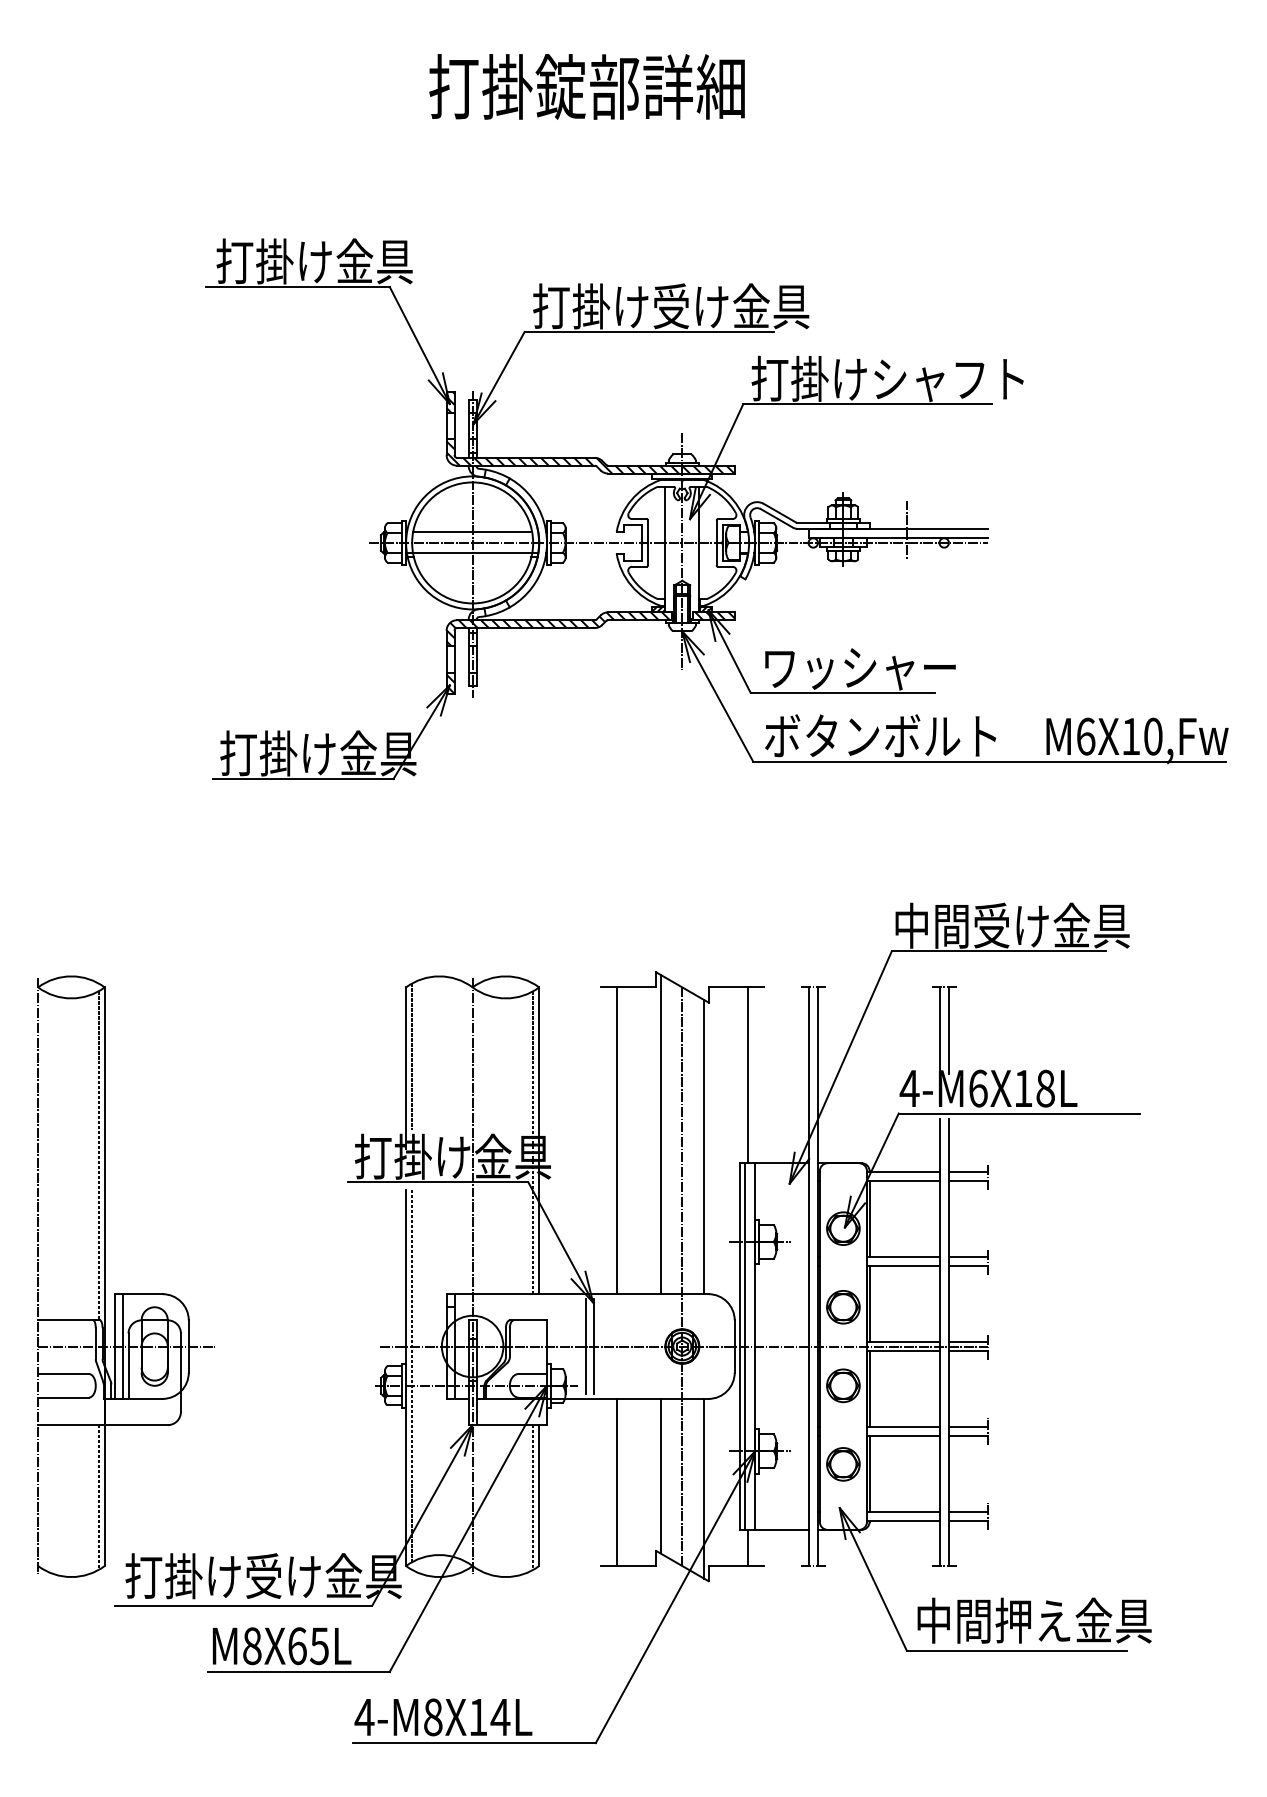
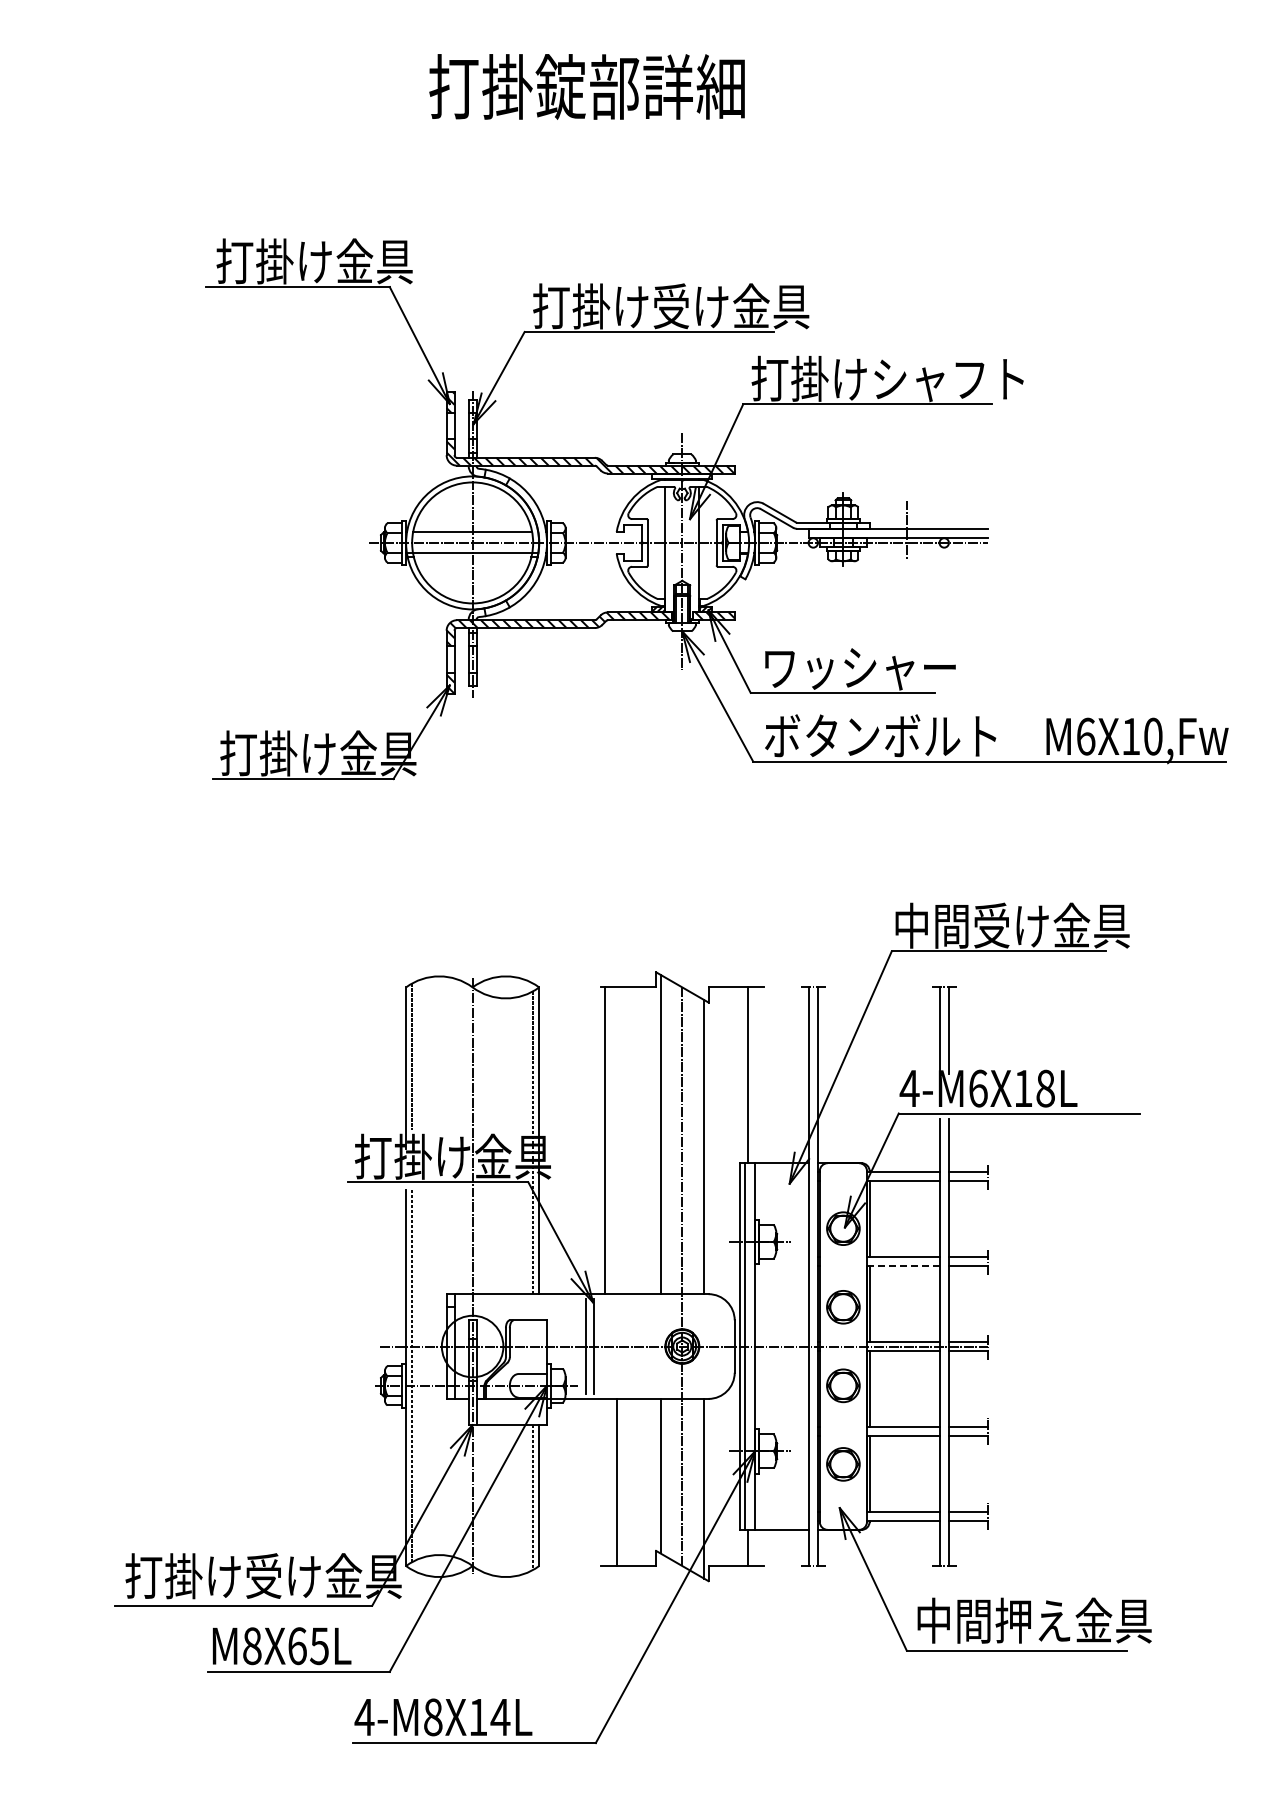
line position: (616, 1140) -> (604, 1140) (604, 1140)
line: solid -> dashed (903, 1266)
part: present -> none (125, 1293)
